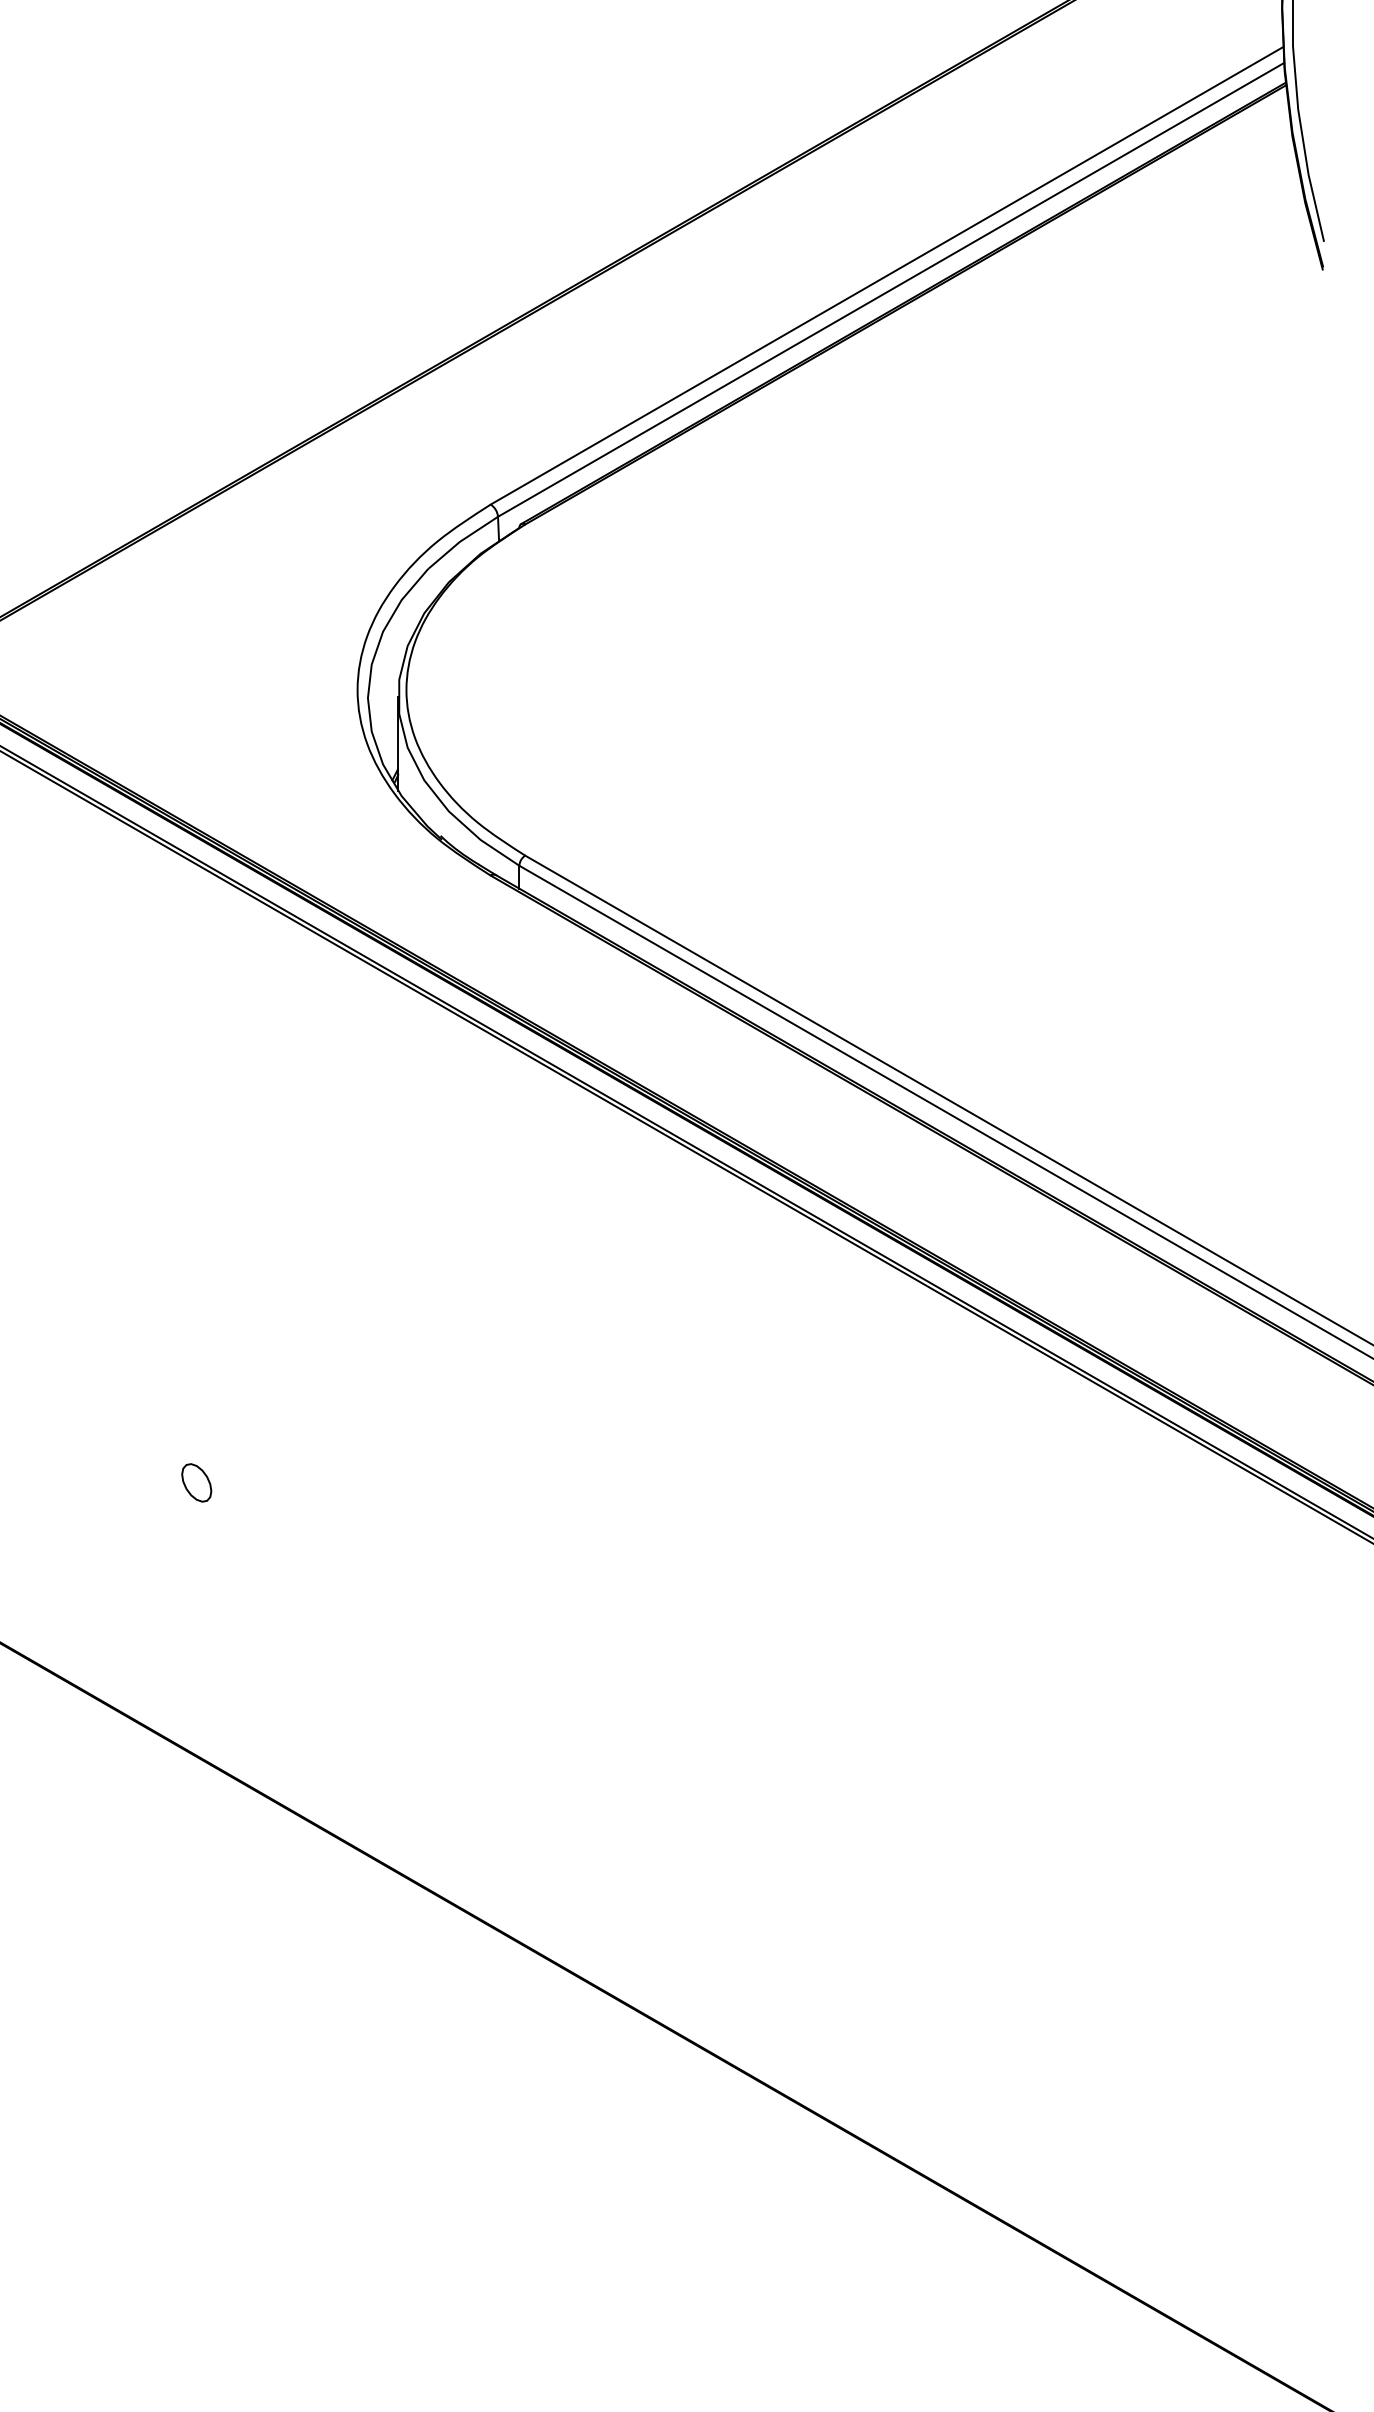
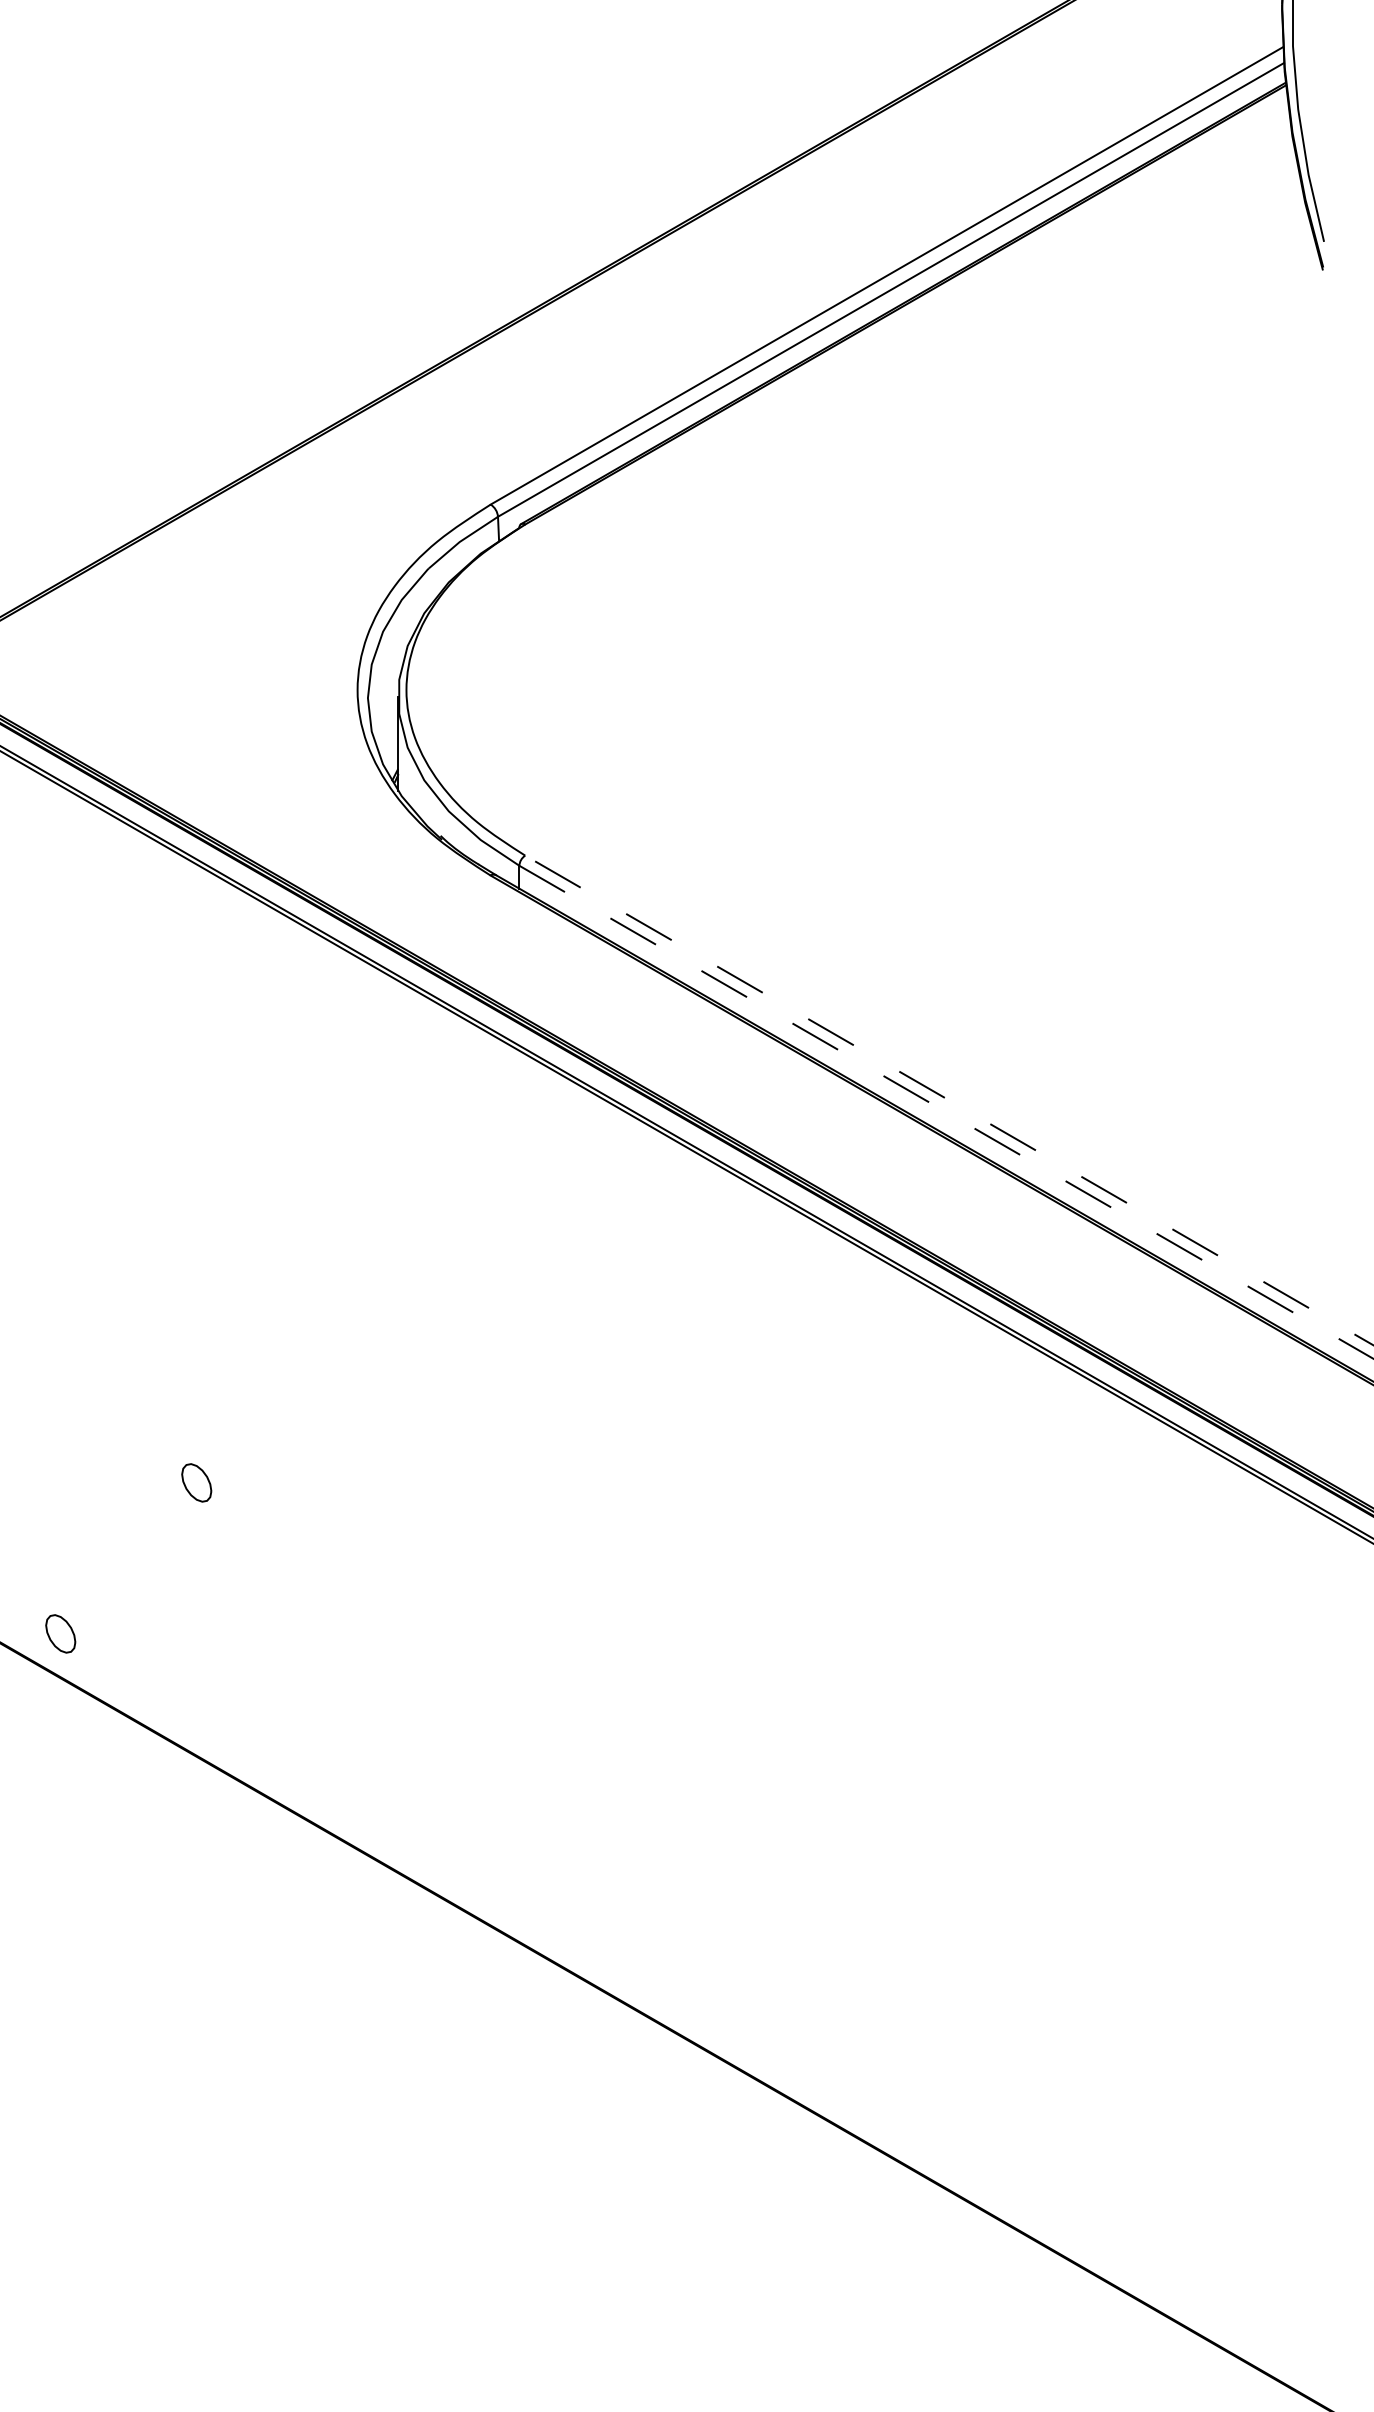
line: solid -> dashed (949, 1100)
line: solid -> dashed (946, 1112)
part: none -> present (60, 1633)
